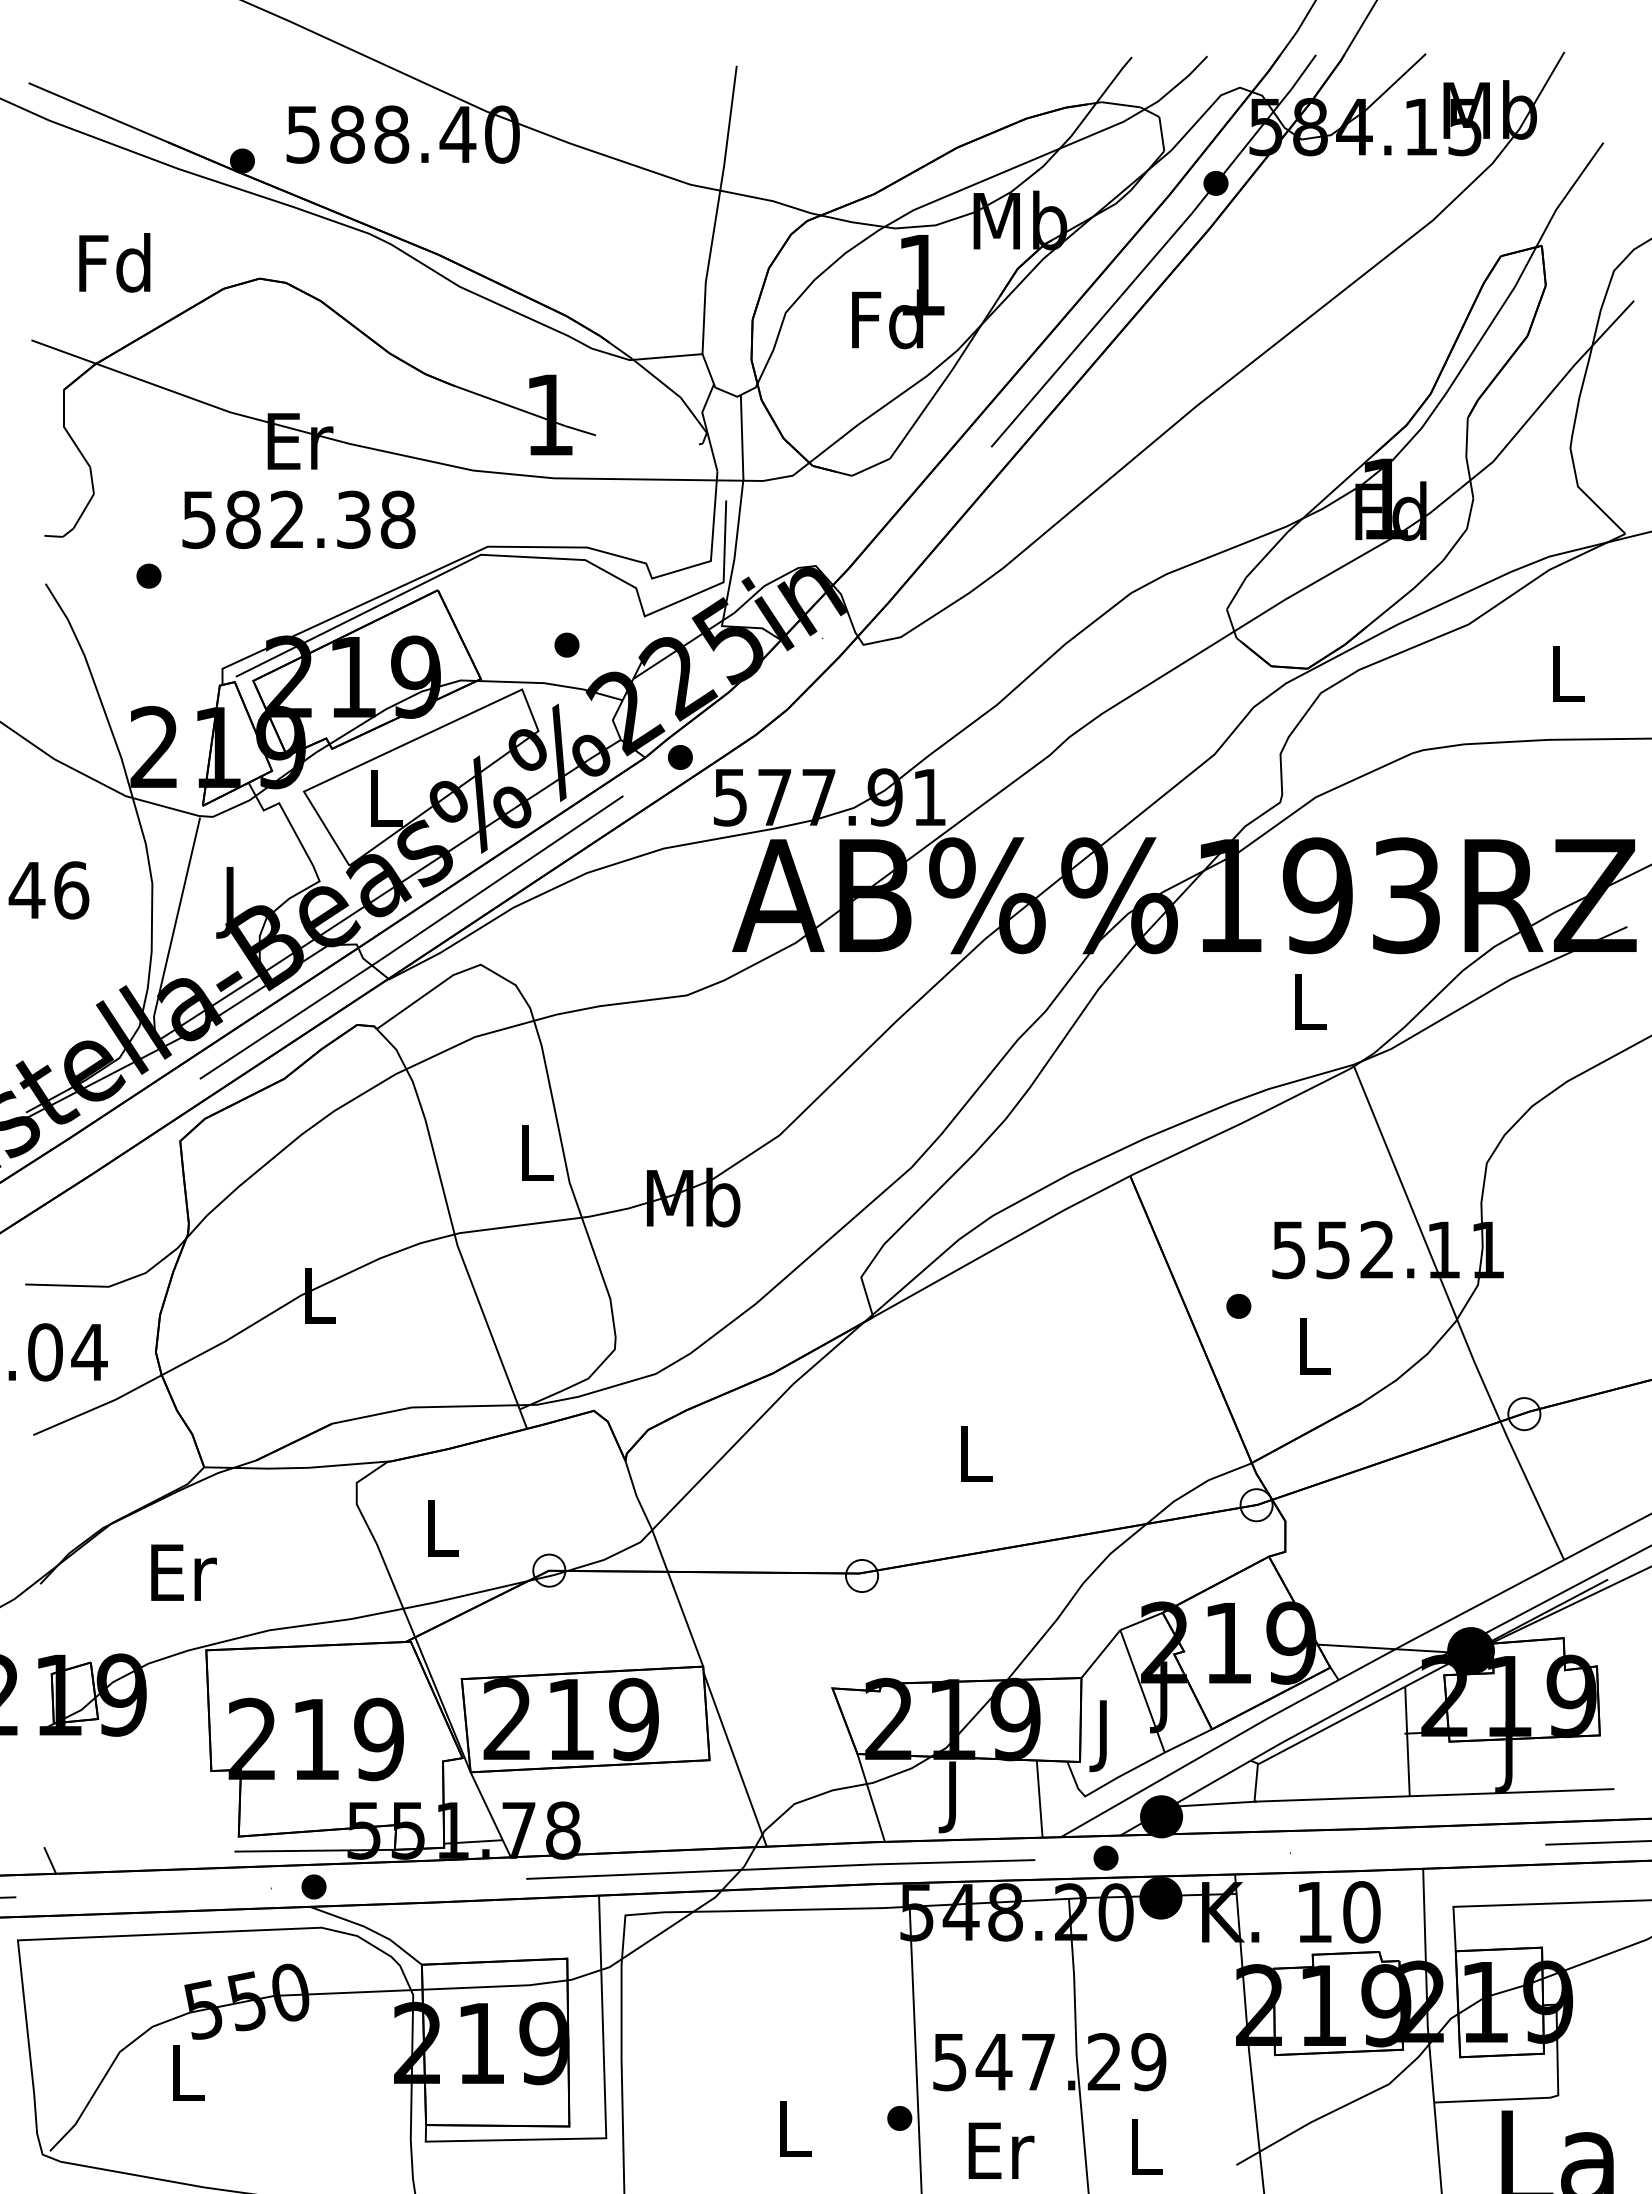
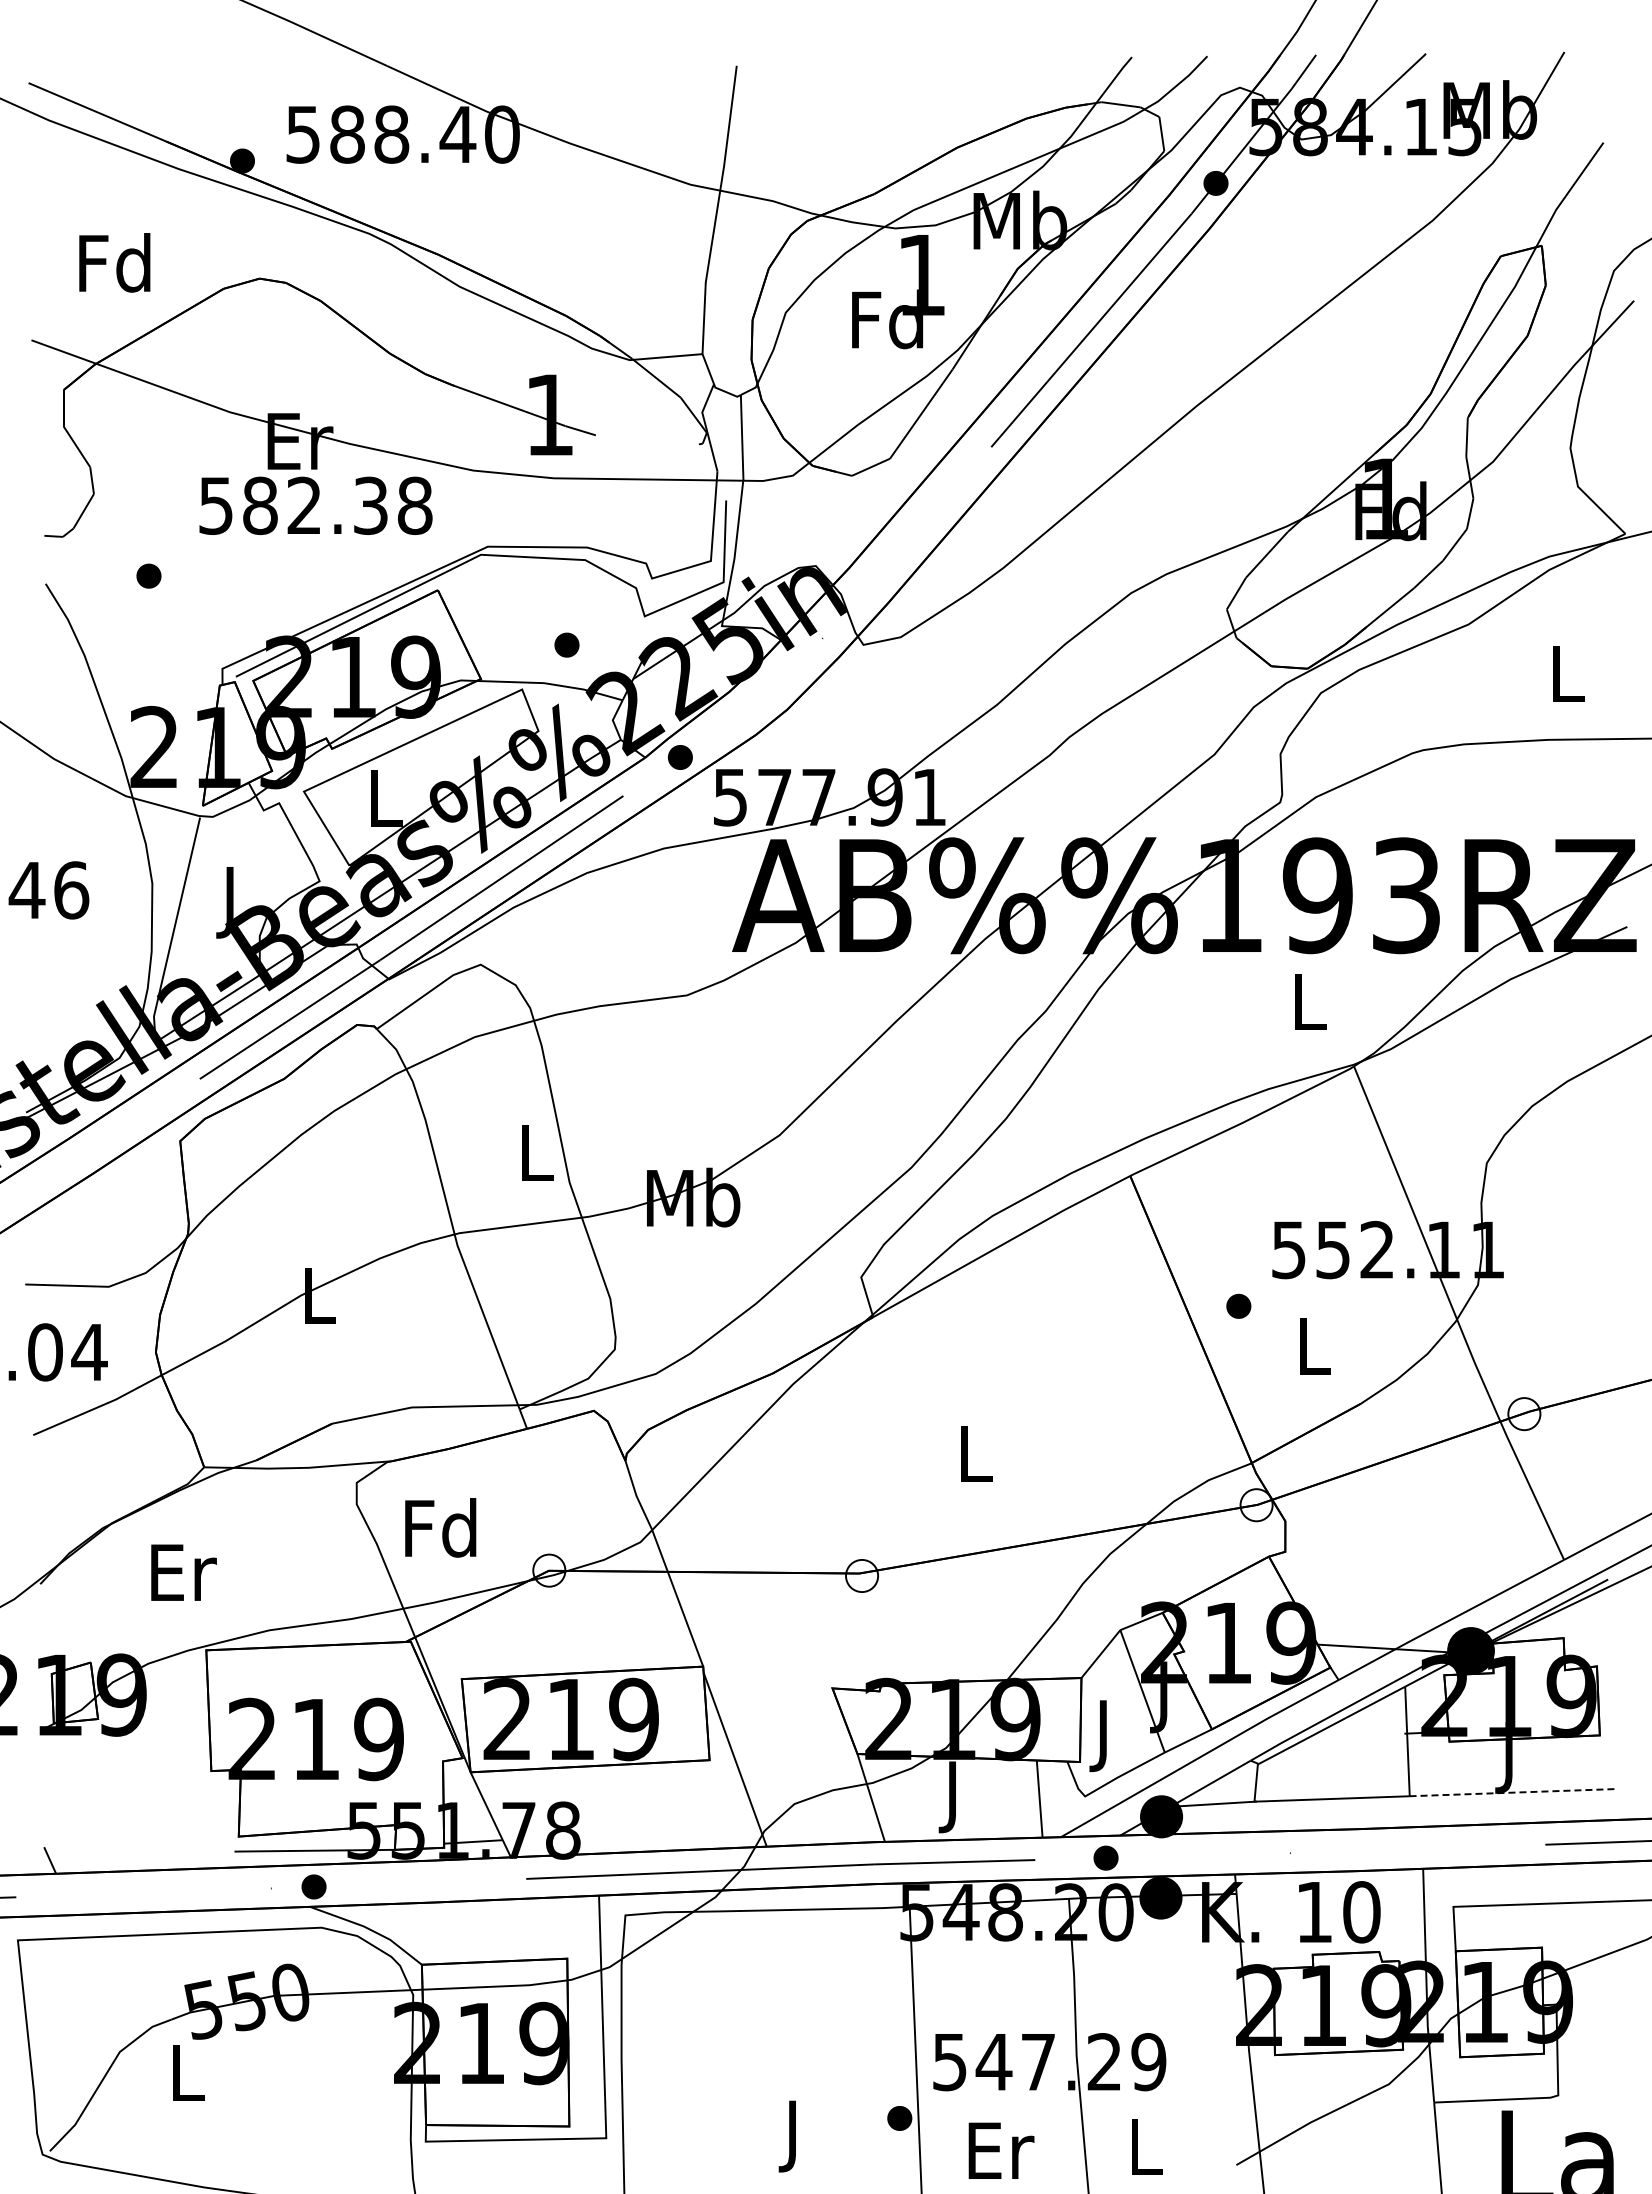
text position: (298, 519) -> (315, 505) (315, 505)
text: L -> Fd (440, 1527)
line: solid -> dashed (1511, 1792)
text: L -> J (794, 2136)
